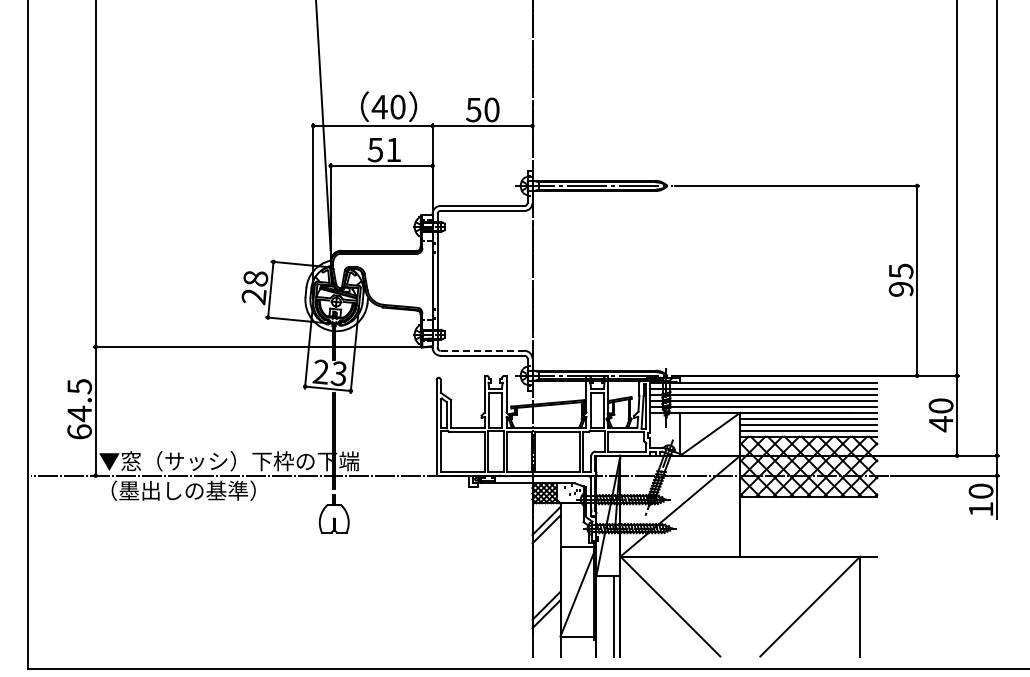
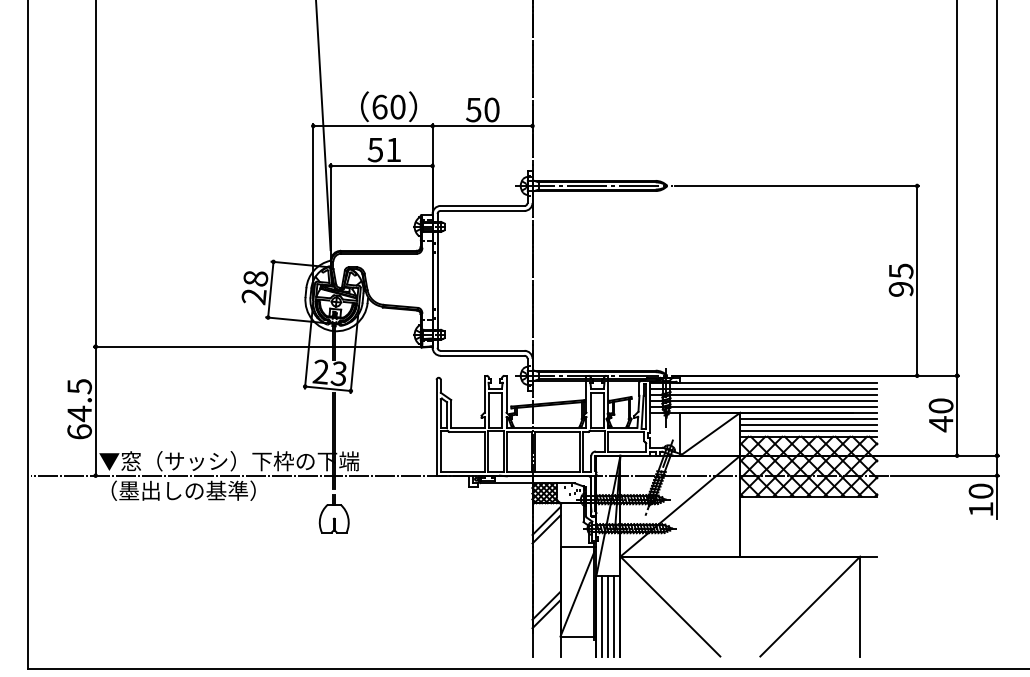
text: 40 -> 60 (379, 106)
line: dashed -> solid (482, 350)
line: none -> present (602, 615)
line: none -> present (608, 615)
